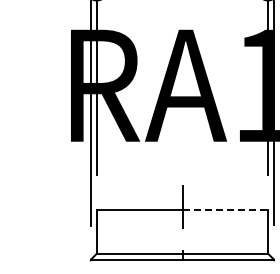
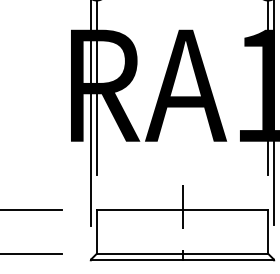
line: none -> present (31, 210)
line: dashed -> solid (225, 210)
line: none -> present (31, 253)
